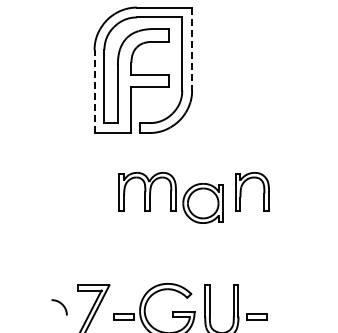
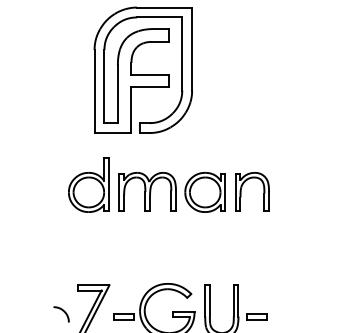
line: dashed -> solid (192, 49)
line: dashed -> solid (94, 91)
part: none -> present (88, 184)
part position: (202, 203) -> (204, 192) (204, 192)
curve position: (61, 305) -> (63, 312) (63, 312)
